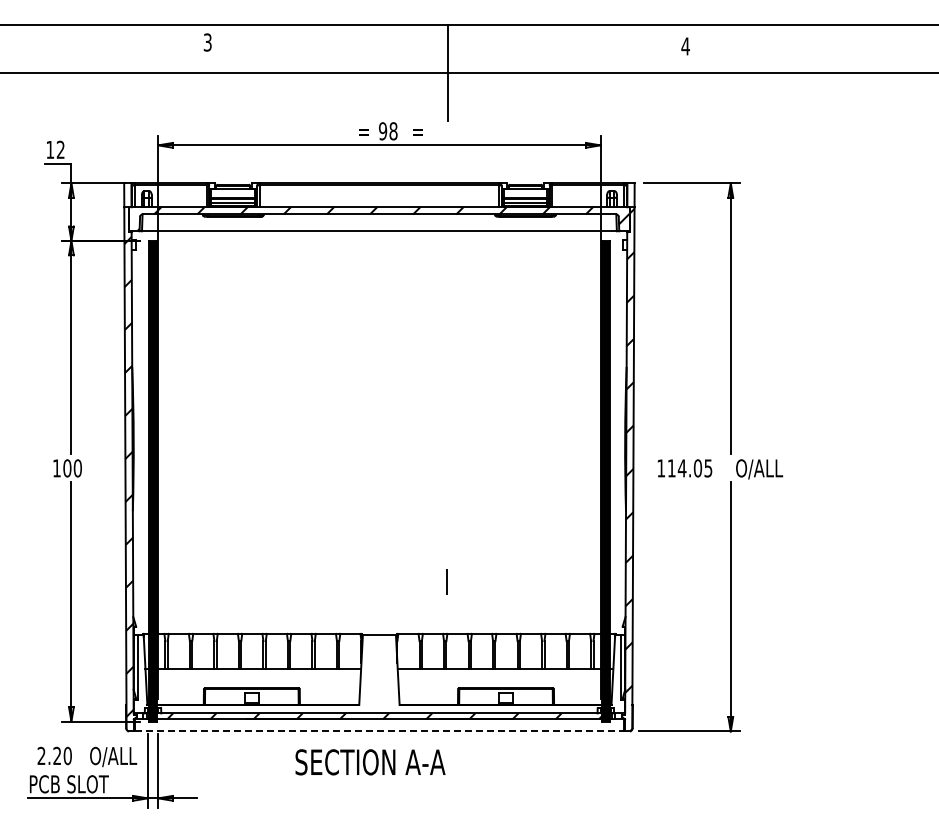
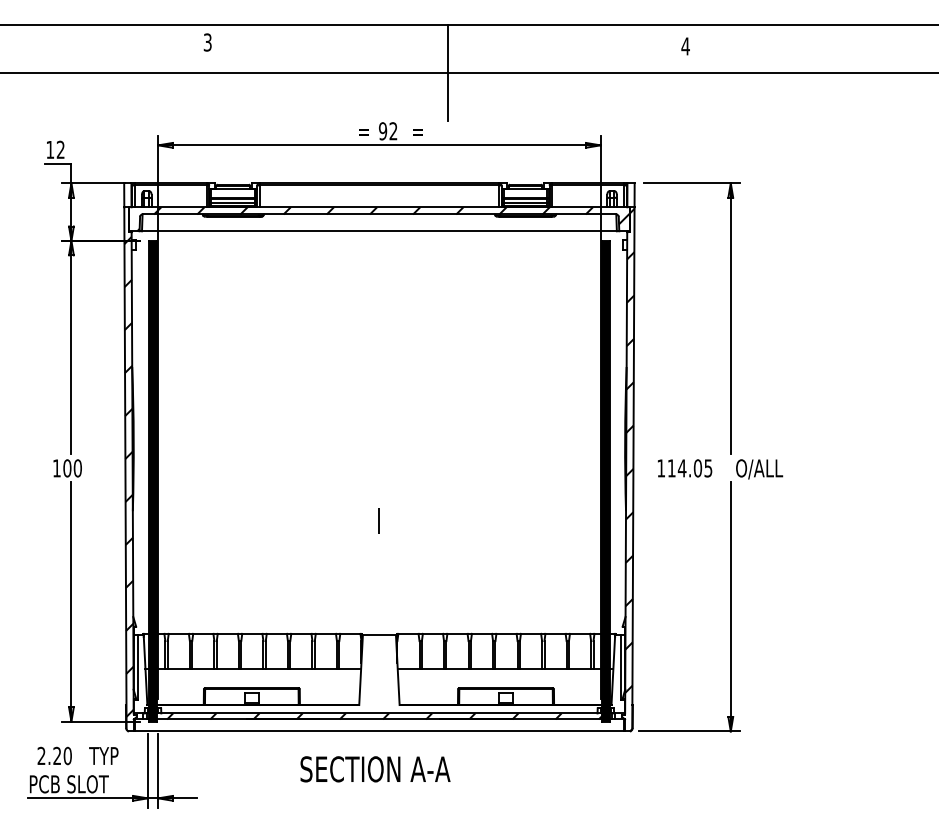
text: 98 -> 92 (393, 131)
line position: (446, 581) -> (378, 520) (378, 520)
line: dashed -> solid (379, 731)
text: O/ALL -> TYP (113, 756)
text position: (370, 762) -> (375, 769) (375, 769)
